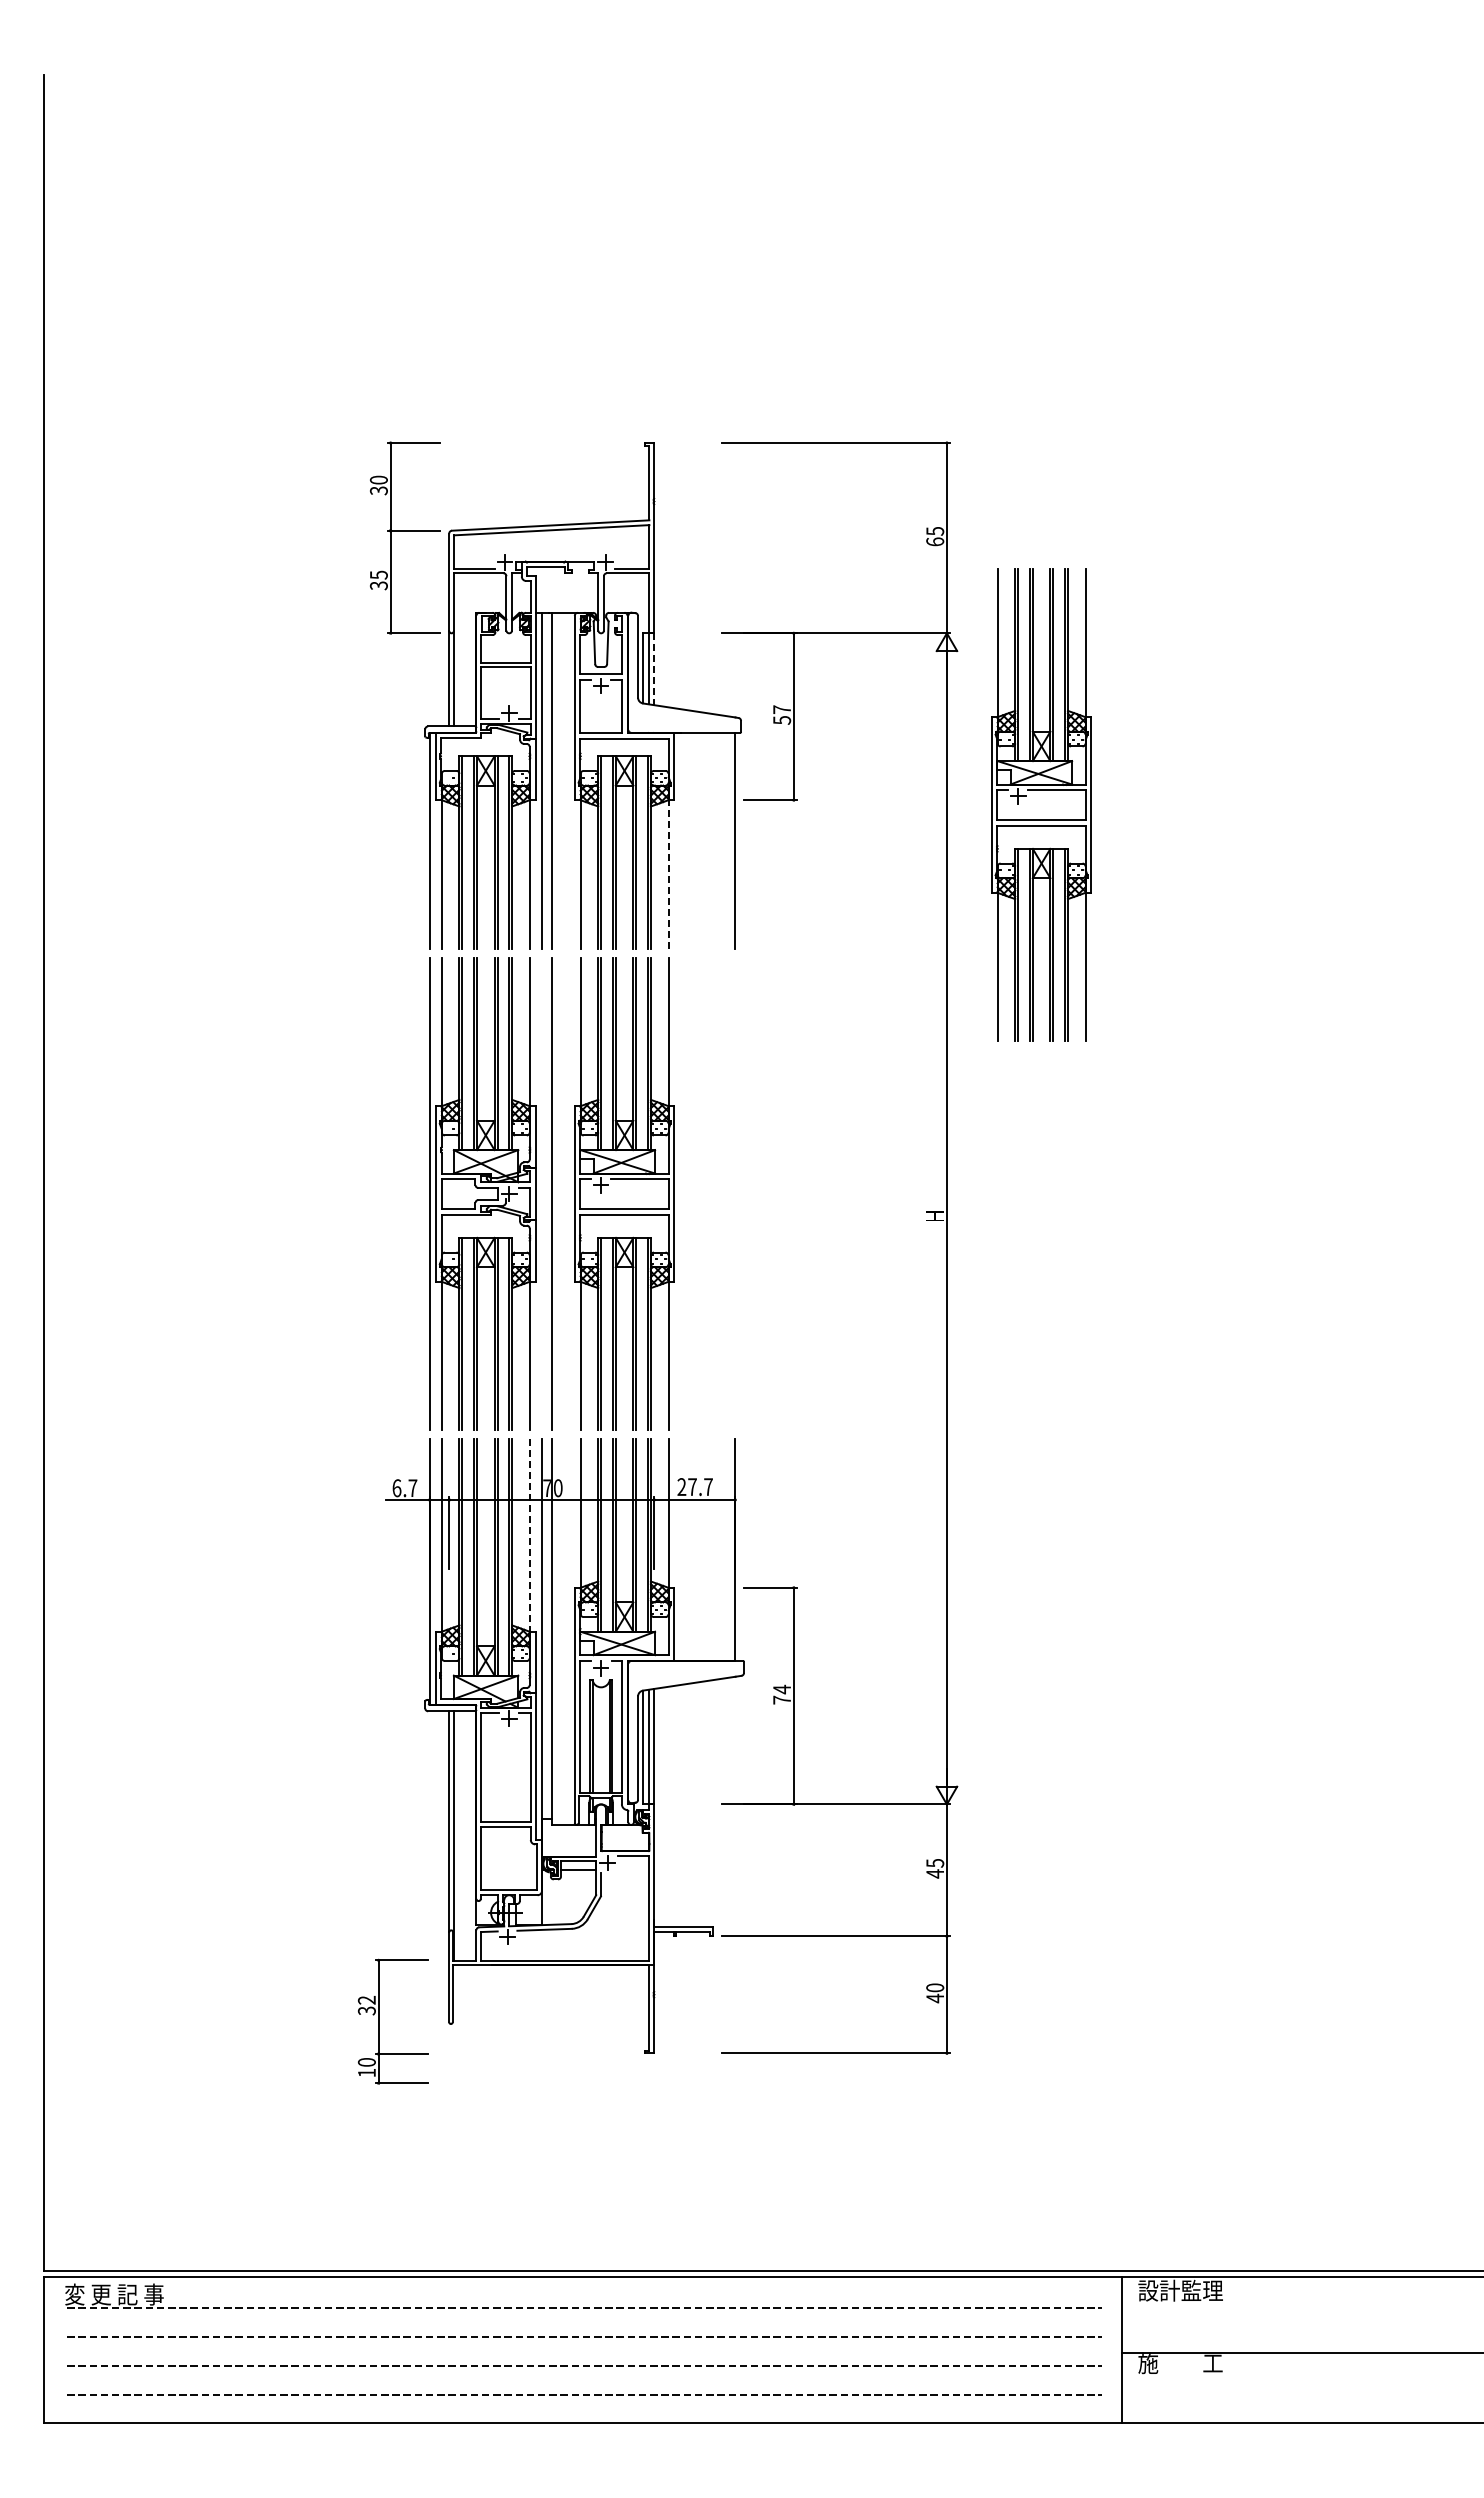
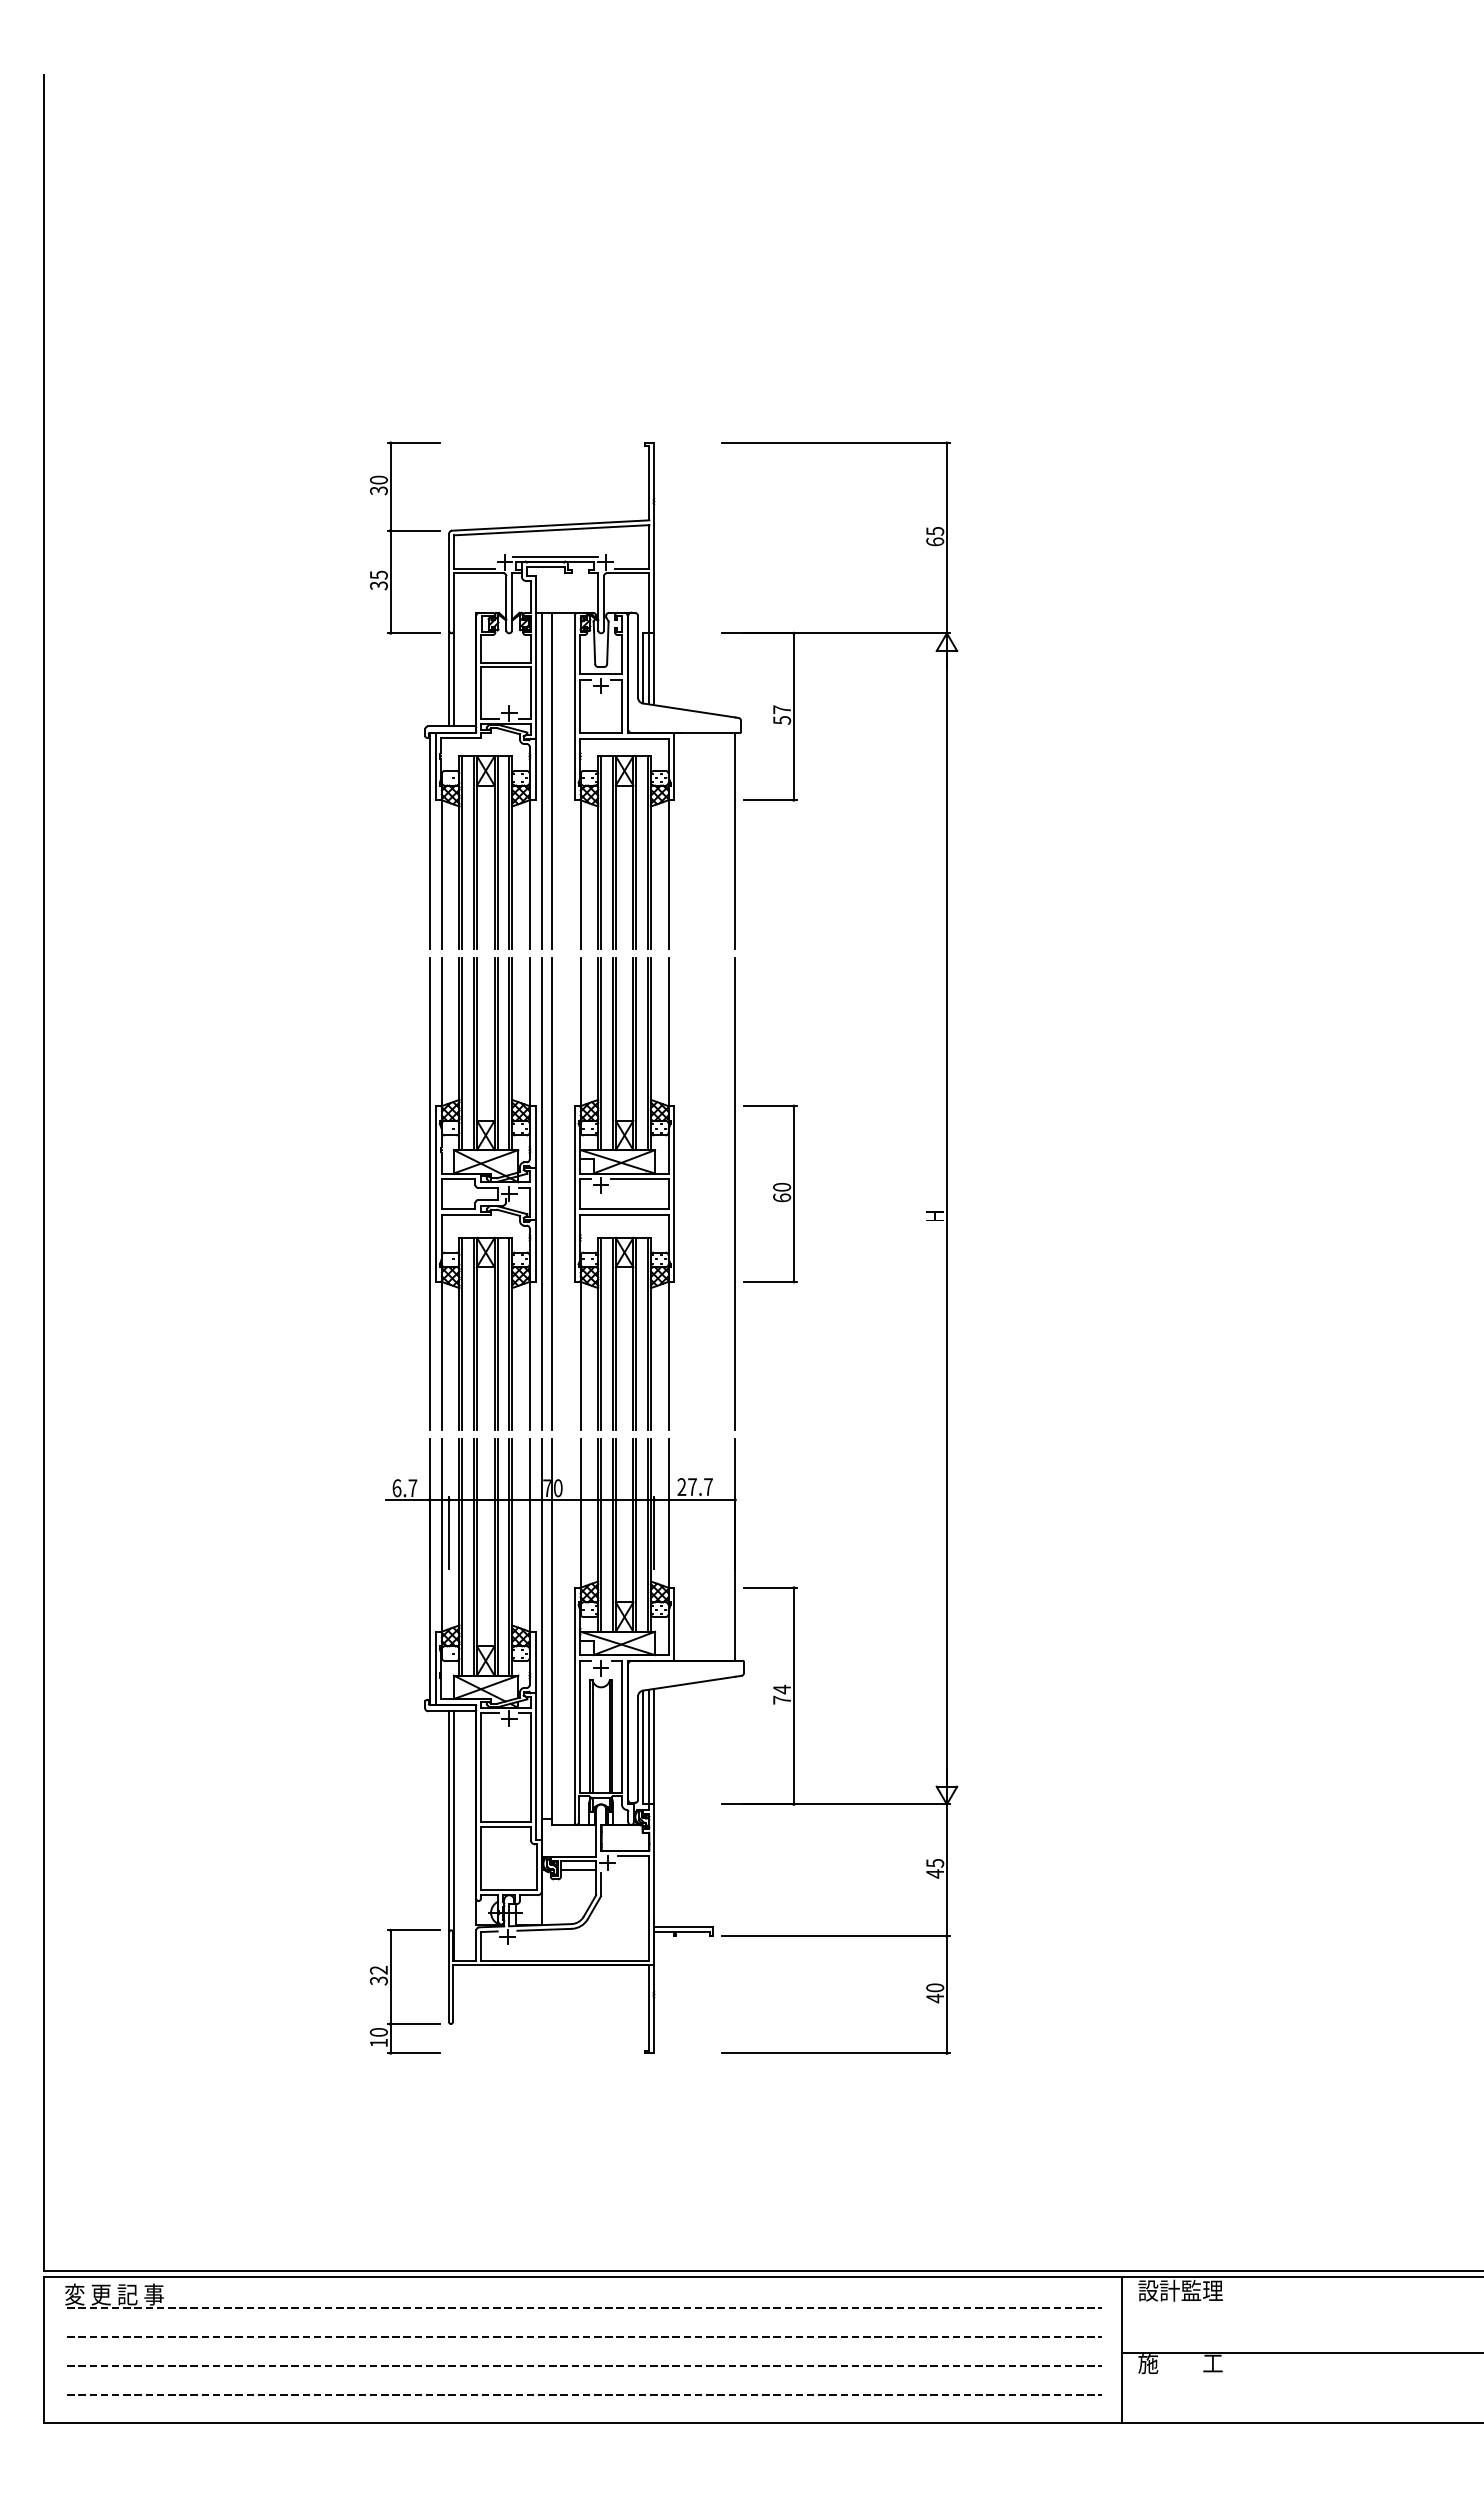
line: none -> present (554, 556)
line: dashed -> solid (654, 669)
part: present -> none (1041, 804)
line: dashed -> solid (668, 874)
line: none -> present (542, 1193)
line: none -> present (735, 1193)
part: none -> present (770, 1193)
line: dashed -> solid (529, 1536)
part position: (379, 2021) -> (391, 1991) (391, 1991)
